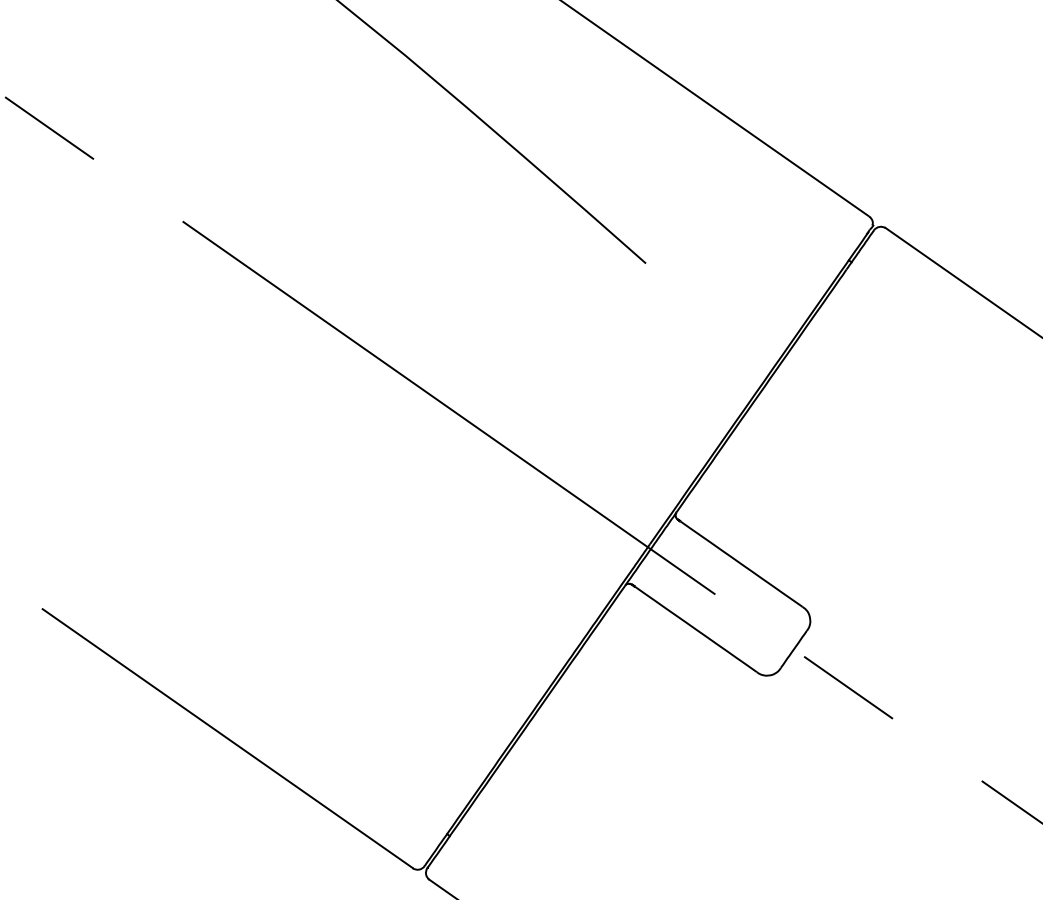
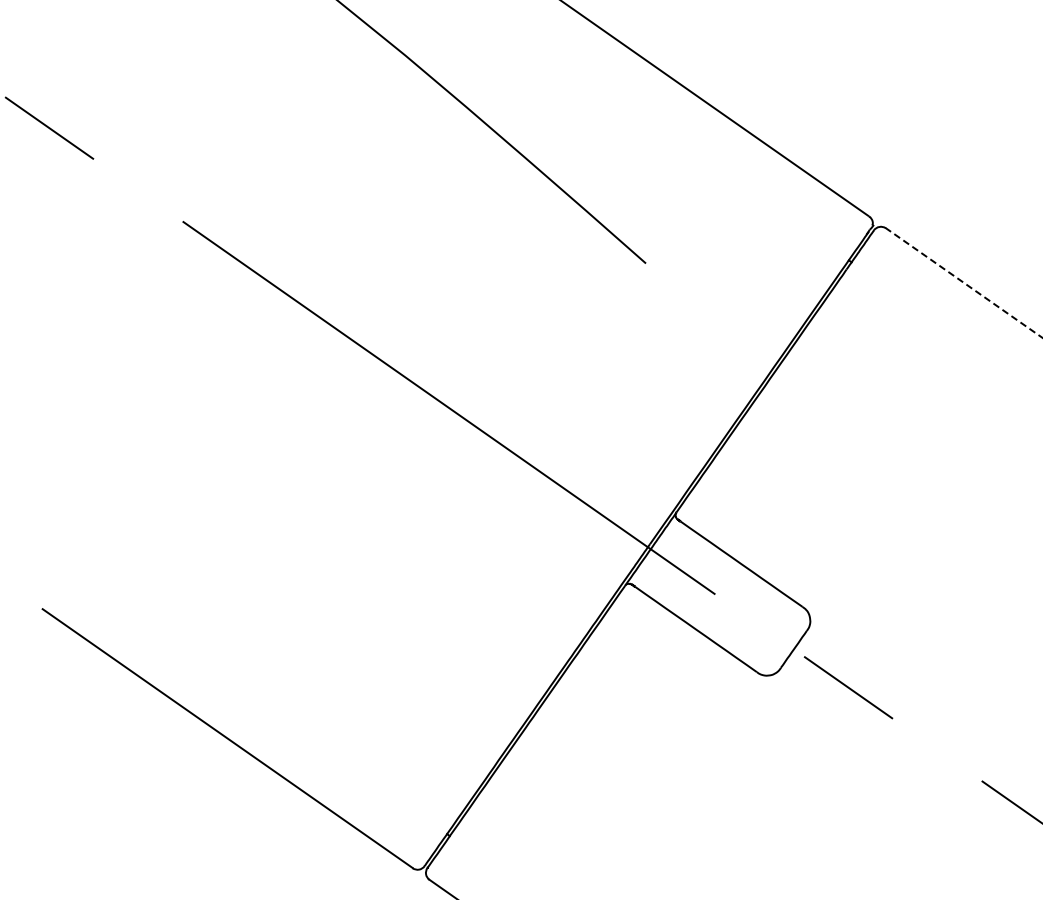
line: solid -> dashed (963, 282)
